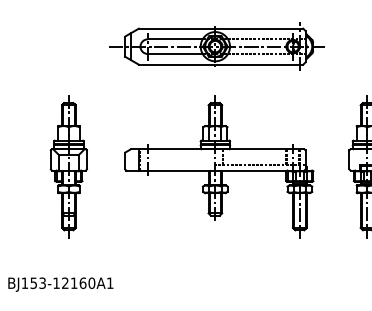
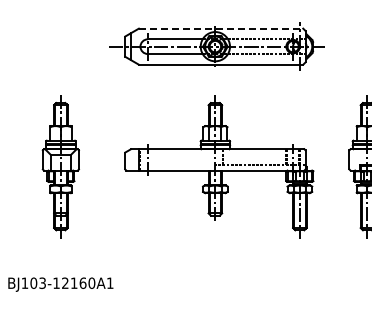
line: solid -> dashed (221, 28)
part position: (68, 166) -> (60, 166) (60, 166)
text: BJ153-12160A1 -> BJ103-12160A1 (33, 282)
